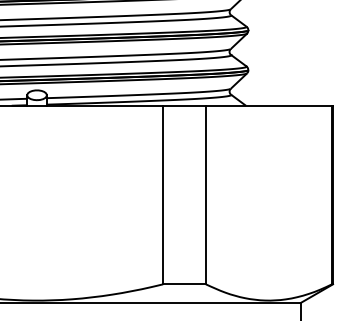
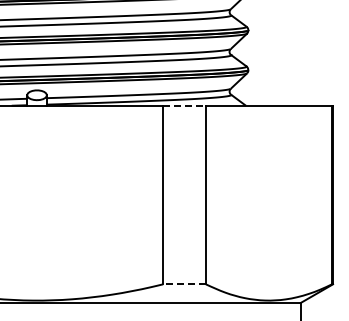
line: solid -> dashed (185, 105)
line: solid -> dashed (184, 284)
